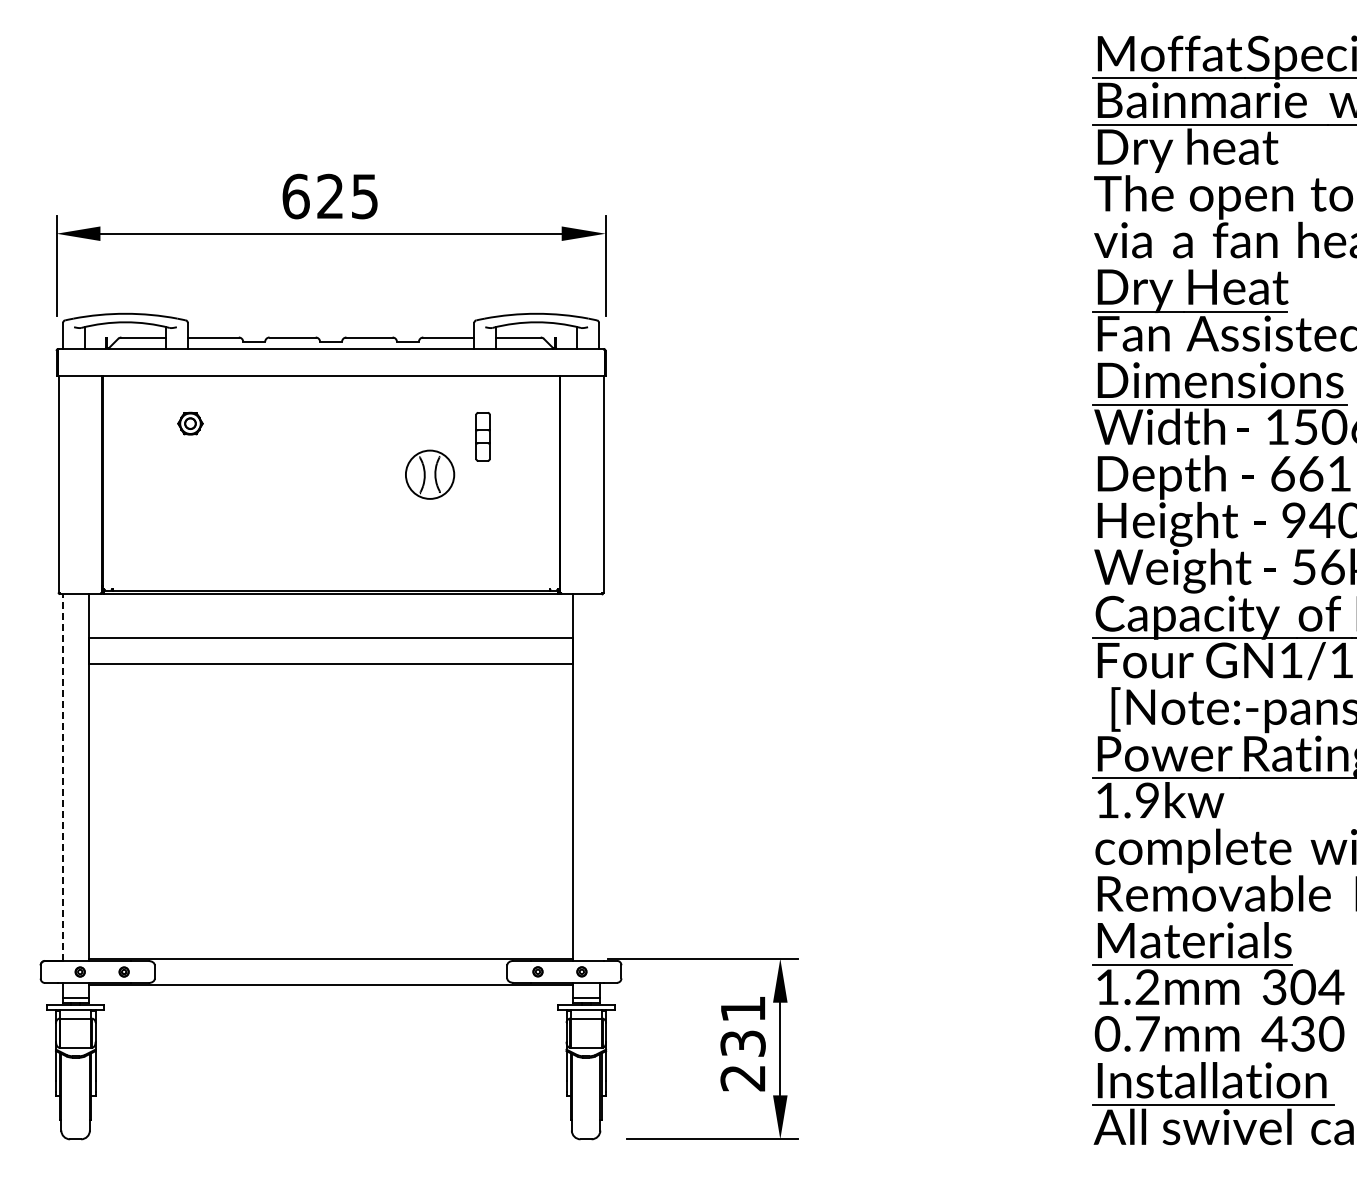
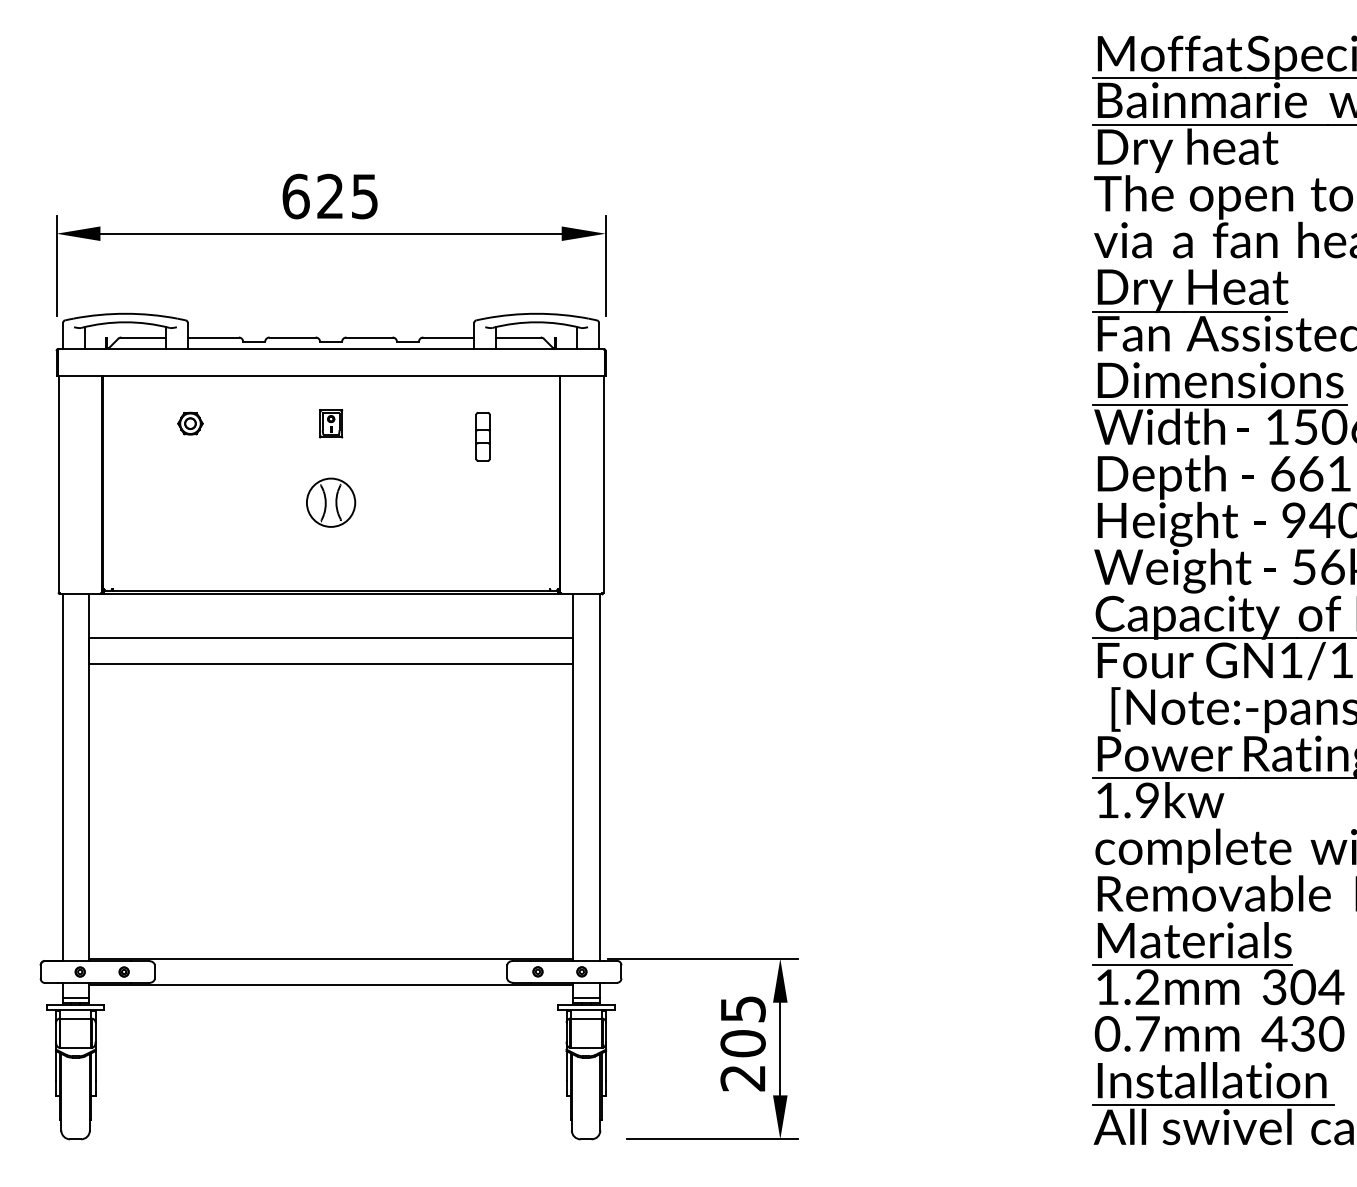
part: none -> present (331, 423)
part position: (430, 474) -> (331, 502) (331, 502)
line: dashed -> solid (62, 777)
line: none -> present (599, 777)
text: 231 -> 205 (742, 1026)
